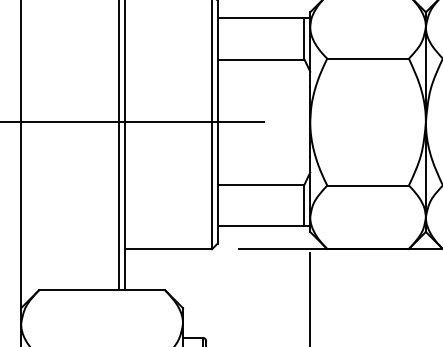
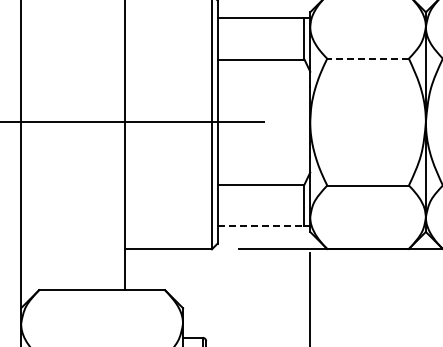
line: solid -> dashed (368, 58)
line: present -> none (119, 146)
line: solid -> dashed (261, 226)
